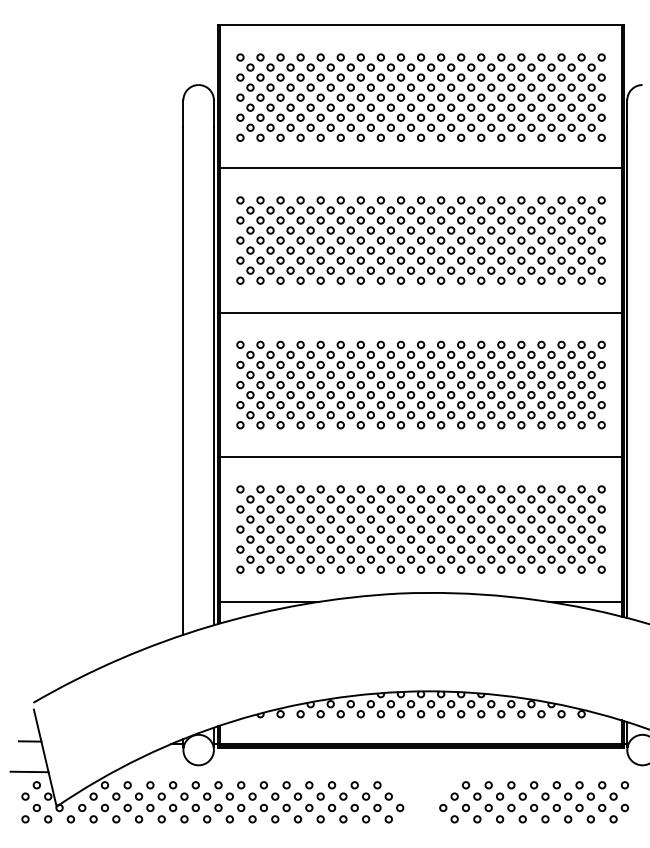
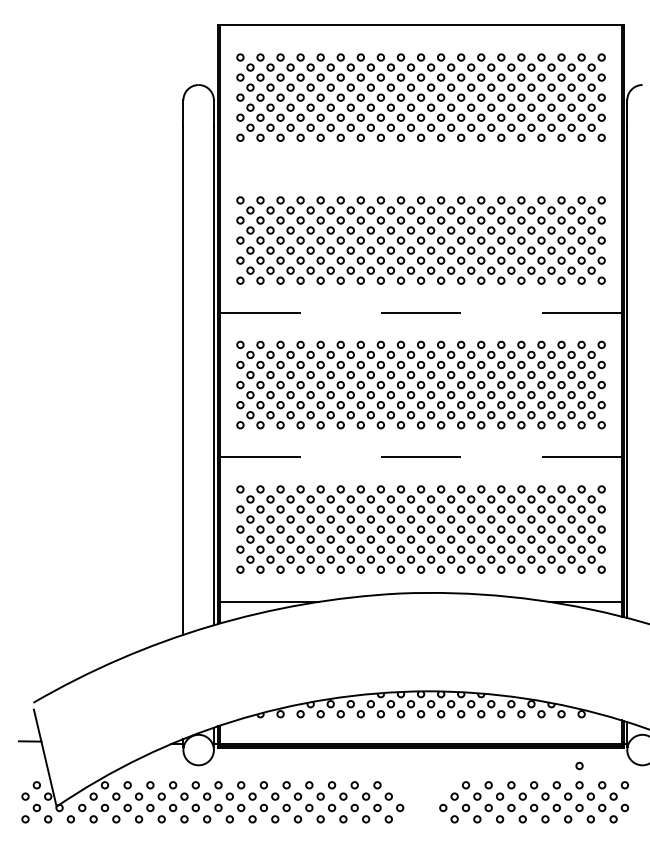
line: present -> none (420, 168)
line: solid -> dashed (421, 312)
line: solid -> dashed (421, 457)
circle: none -> present (579, 765)
line: present -> none (29, 771)
